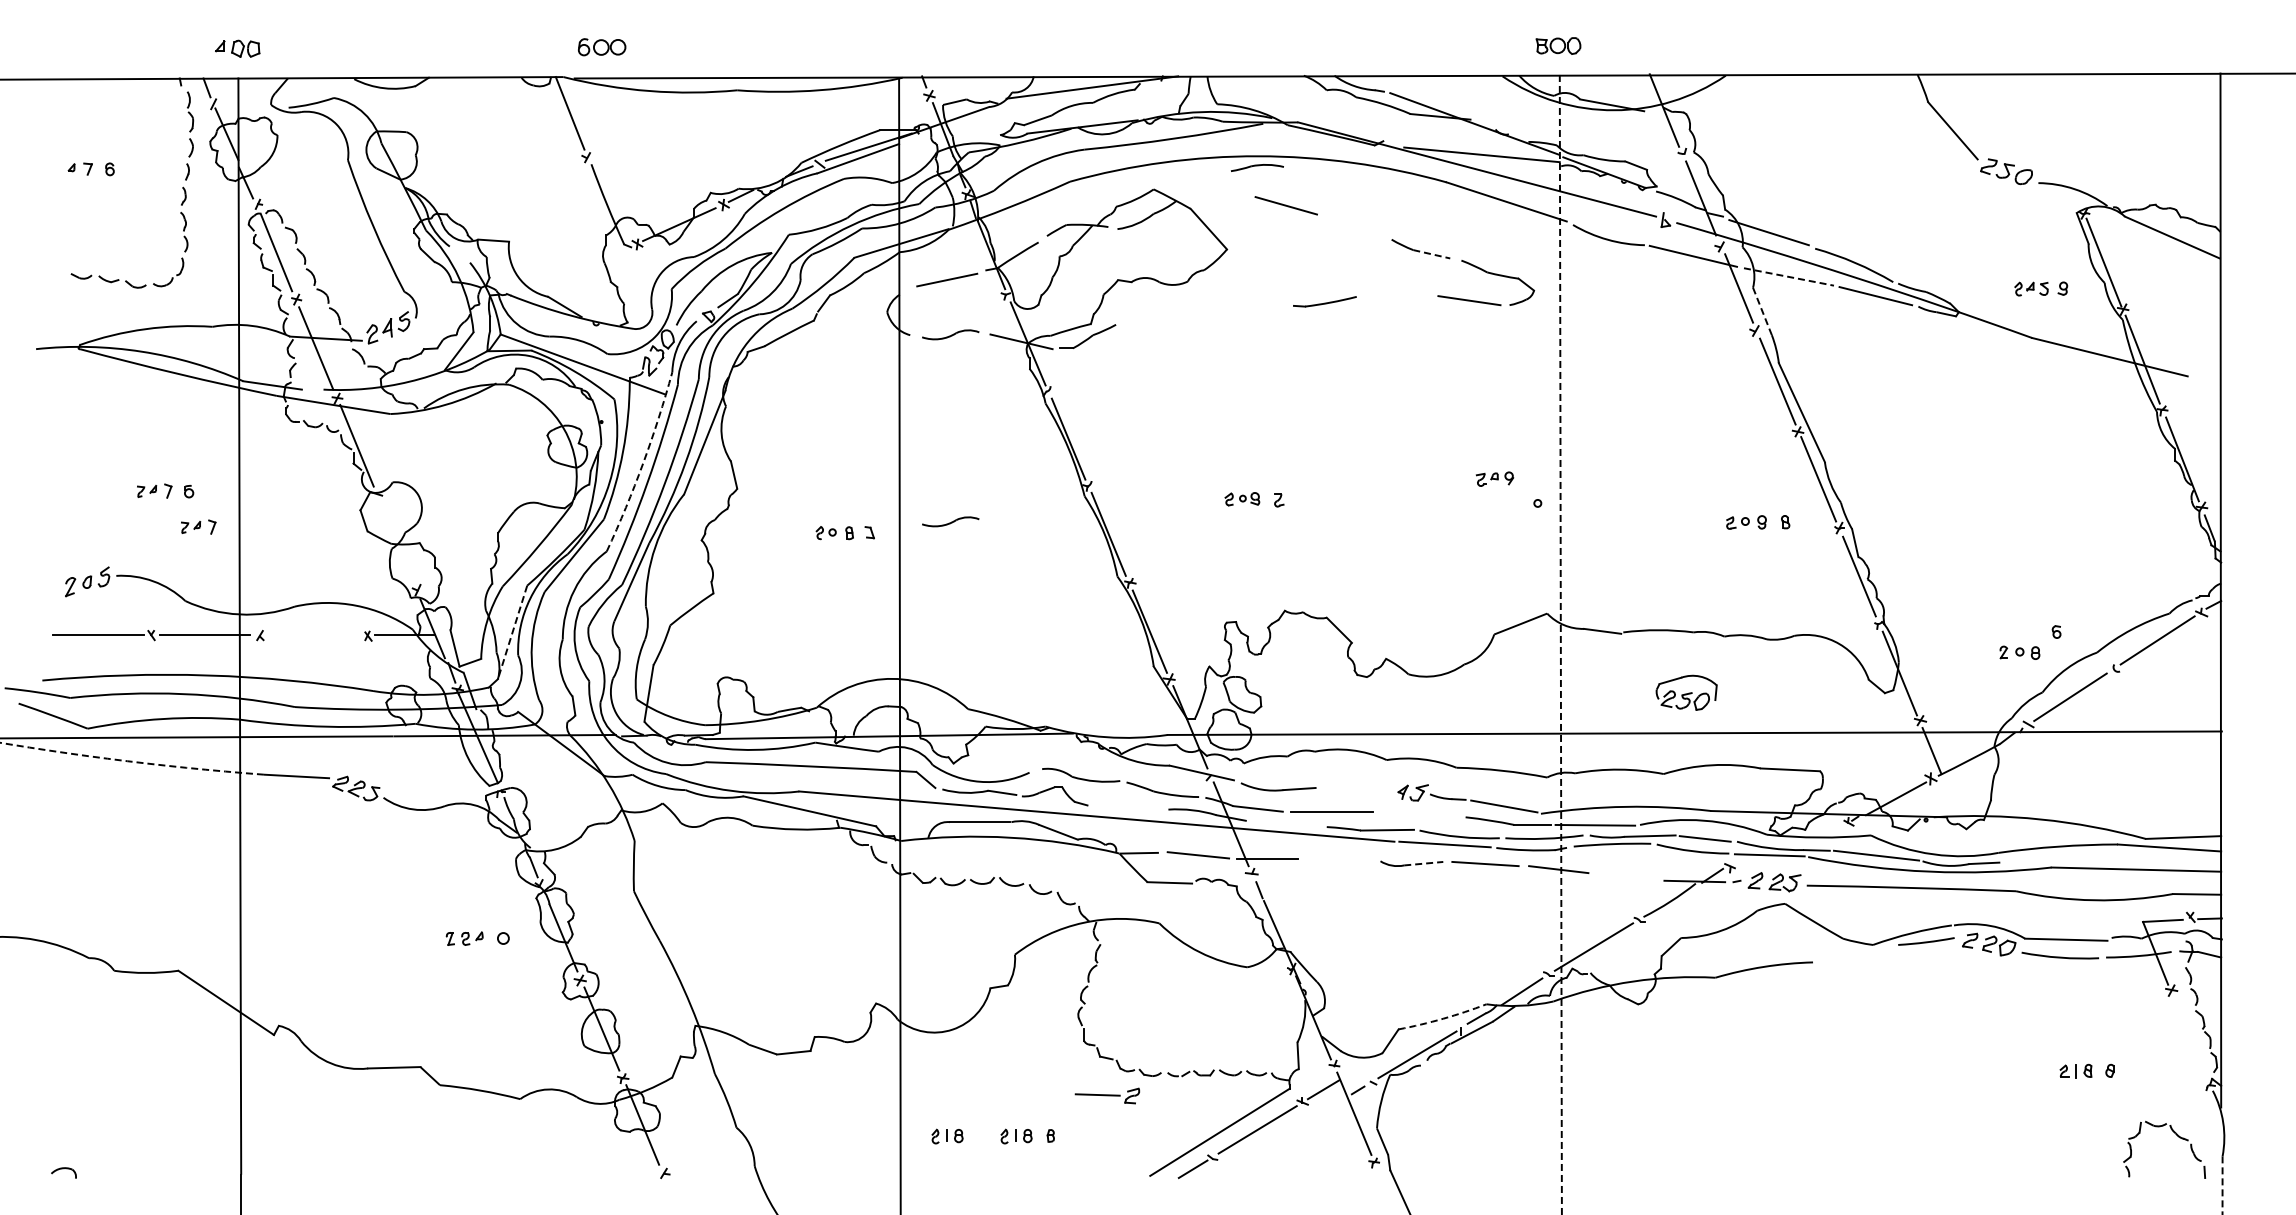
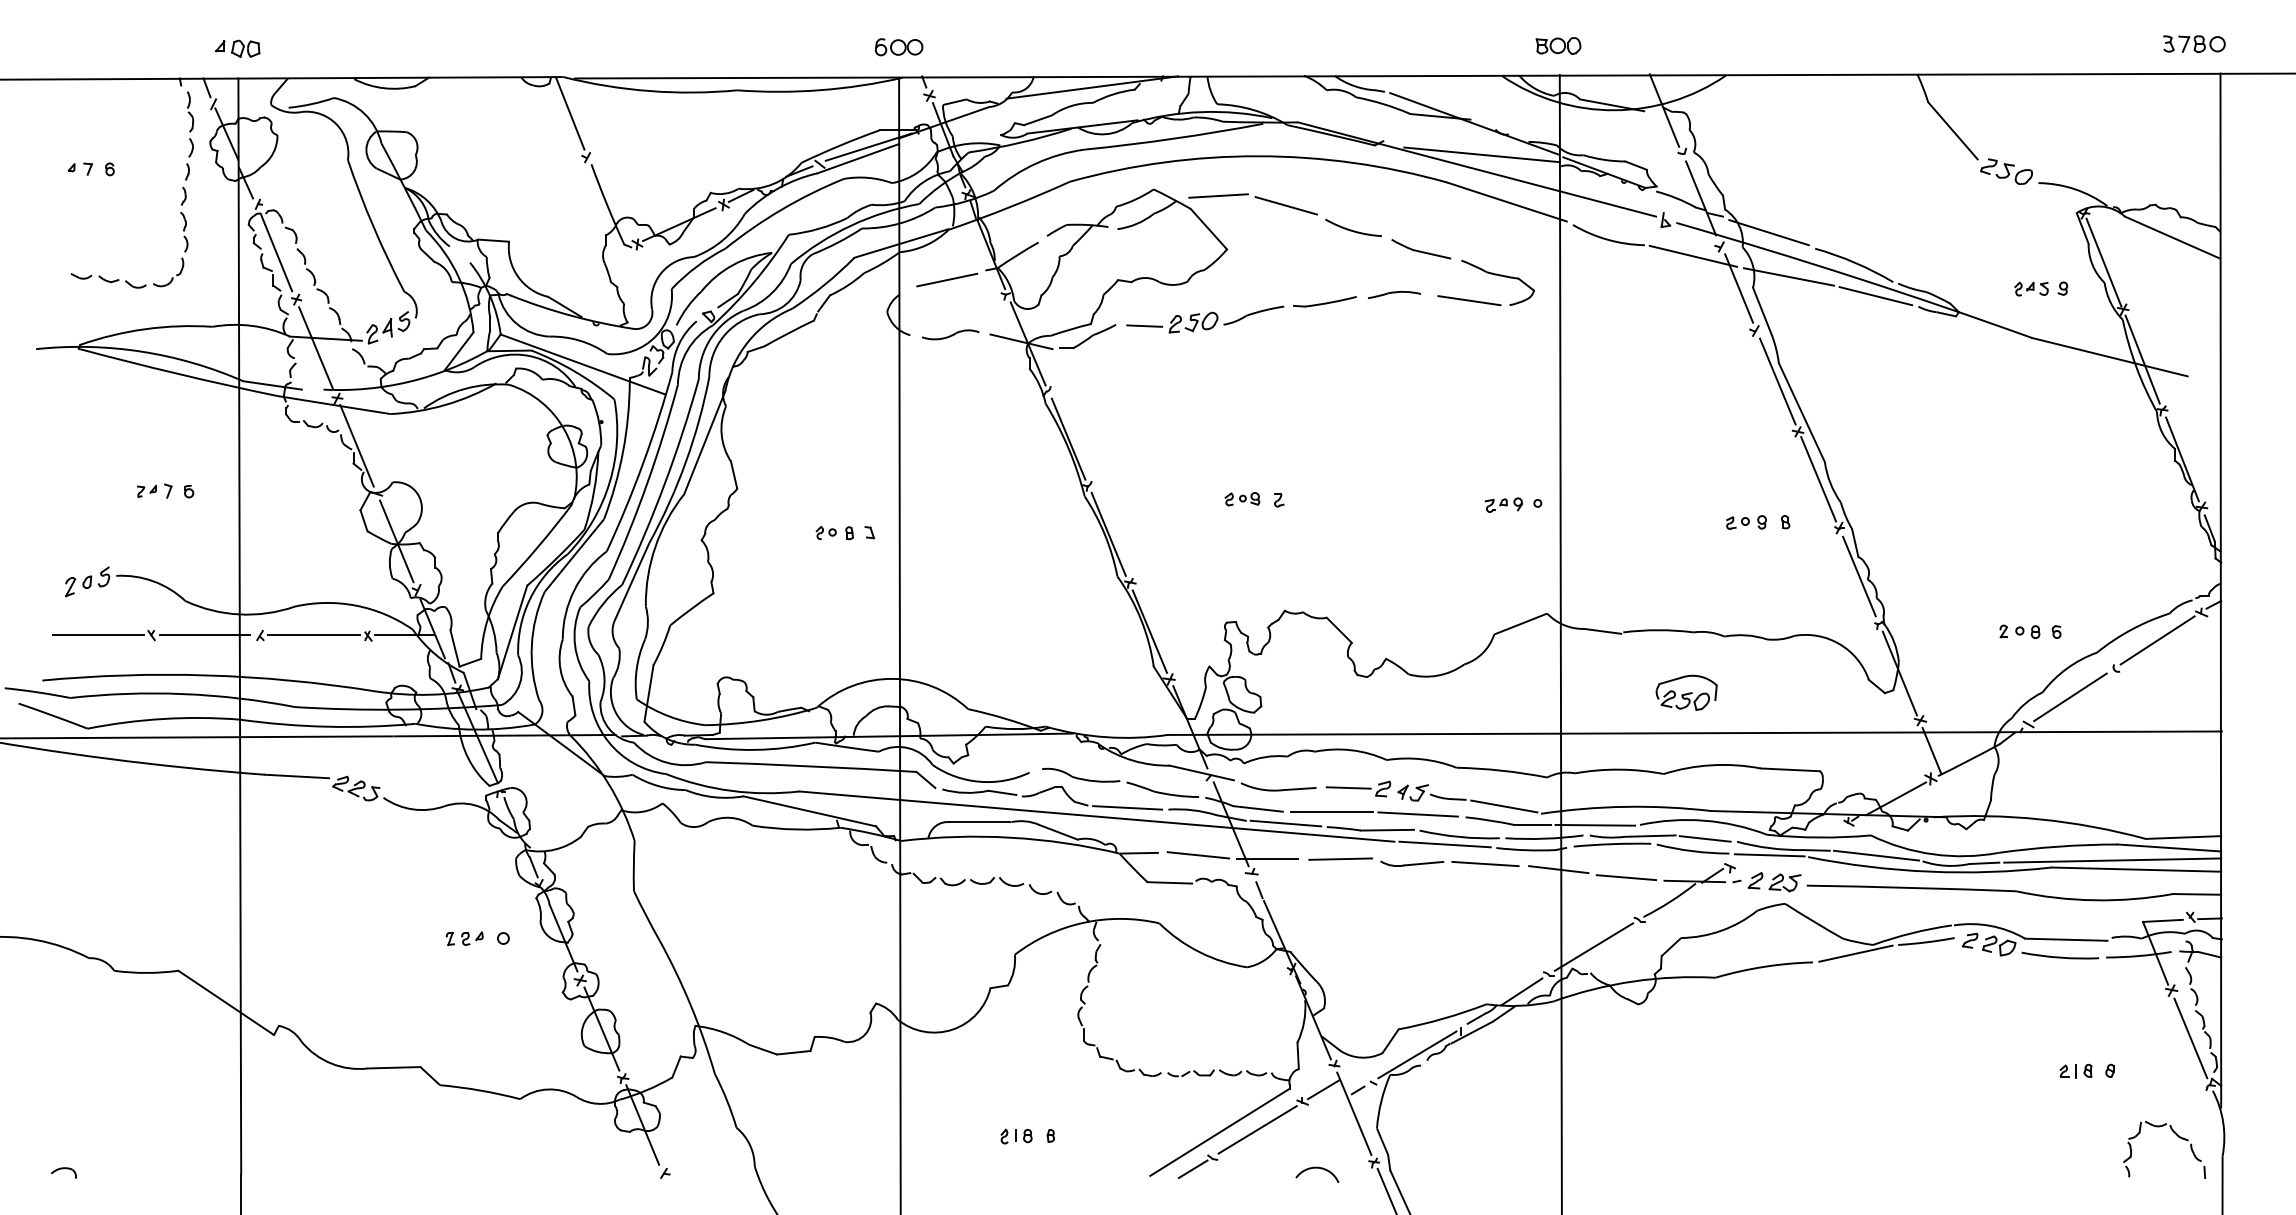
part: none -> present (2194, 43)
part position: (602, 47) -> (899, 47) (899, 47)
part position: (1257, 167) -> (1394, 294) (1394, 294)
line: none -> present (1218, 195)
arc: none -> present (1351, 229)
line: dashed -> solid (1431, 254)
line: dashed -> solid (1788, 276)
line: dashed -> solid (1762, 311)
part: none -> present (1205, 319)
arc: dashed -> solid (643, 463)
part position: (1494, 478) -> (1503, 504) (1503, 504)
part: present -> none (950, 521)
part: present -> none (198, 526)
line: none -> present (396, 541)
line: dashed -> solid (512, 632)
line: none -> present (313, 635)
line: dashed -> solid (1560, 644)
part position: (2019, 652) -> (2019, 631) (2019, 631)
arc: dashed -> solid (132, 761)
line: none -> present (1127, 807)
line: none -> present (1417, 814)
line: none -> present (1285, 823)
line: none -> present (1340, 858)
line: none -> present (2112, 860)
line: dashed -> solid (1423, 863)
line: none -> present (1626, 877)
line: none -> present (1855, 953)
arc: dashed -> solid (1443, 1018)
line: none -> present (2190, 1038)
part position: (1107, 1095) -> (1358, 788) (1358, 788)
part: present -> none (947, 1136)
arc: none -> present (1317, 1168)
arc: dashed -> solid (2222, 1185)
line: none -> present (1386, 1189)
